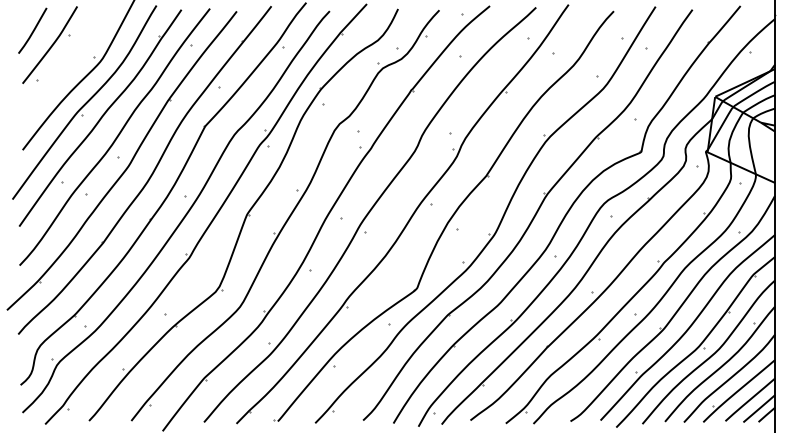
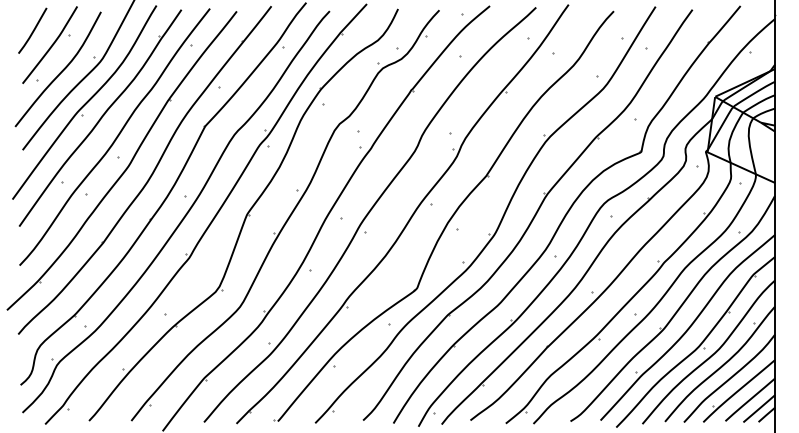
curve: none -> present (60, 71)
